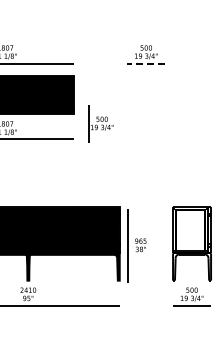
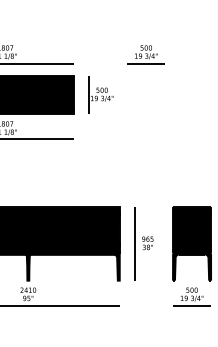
line: dashed -> solid (145, 63)
part position: (100, 123) -> (100, 94) (100, 94)
fill: none -> present (192, 243)
part position: (136, 245) -> (143, 243) (143, 243)
